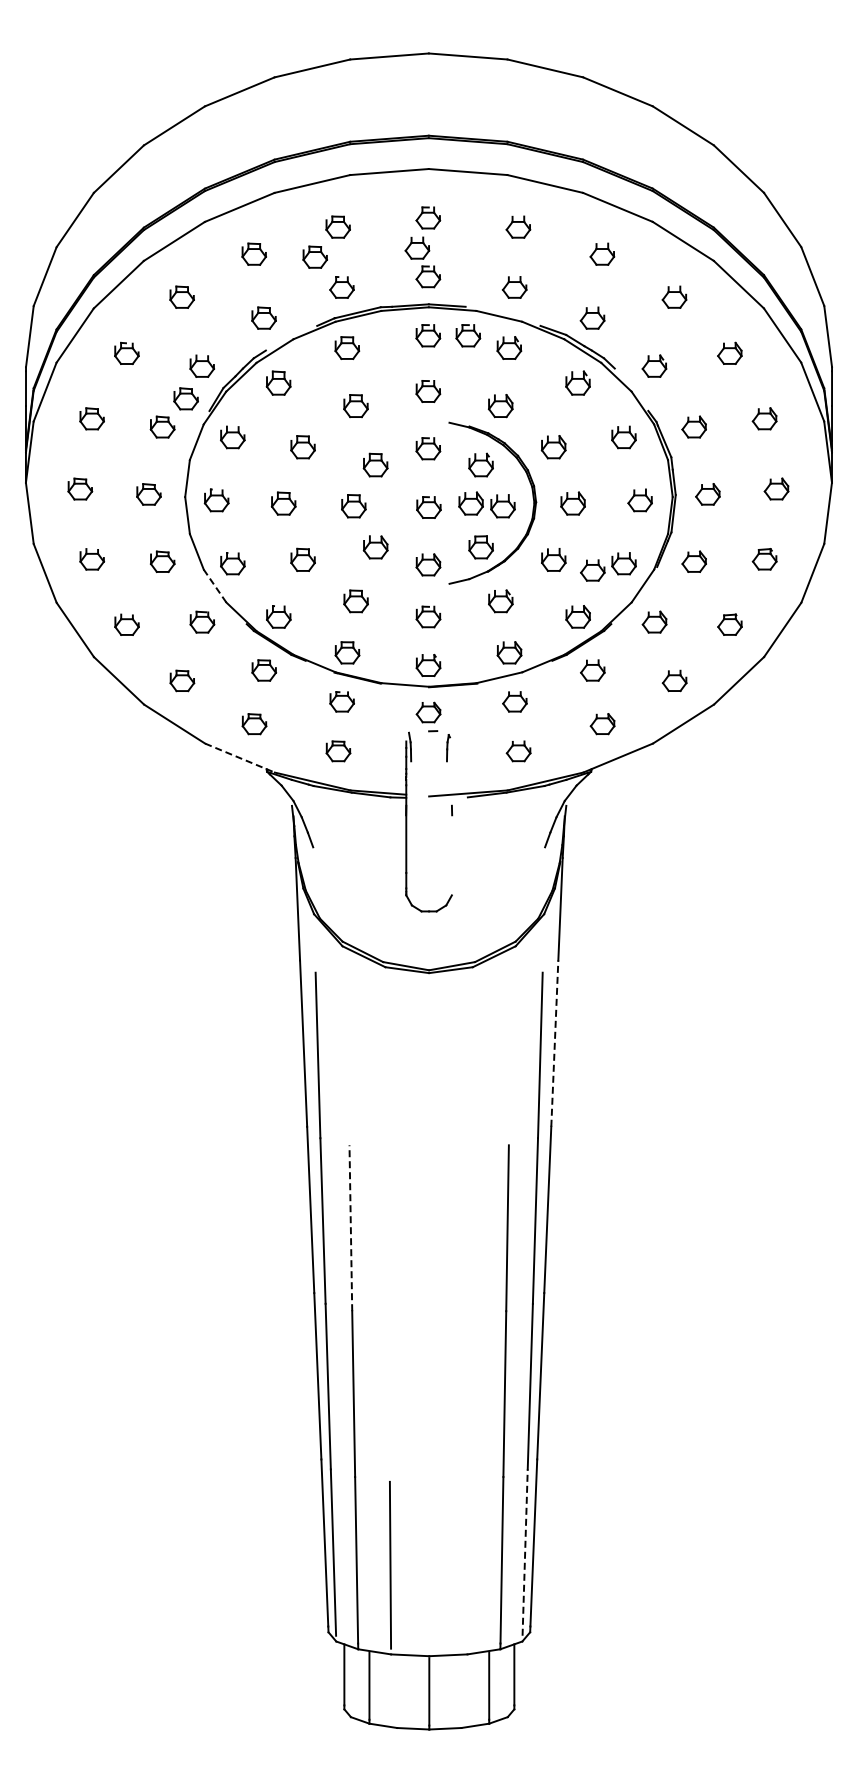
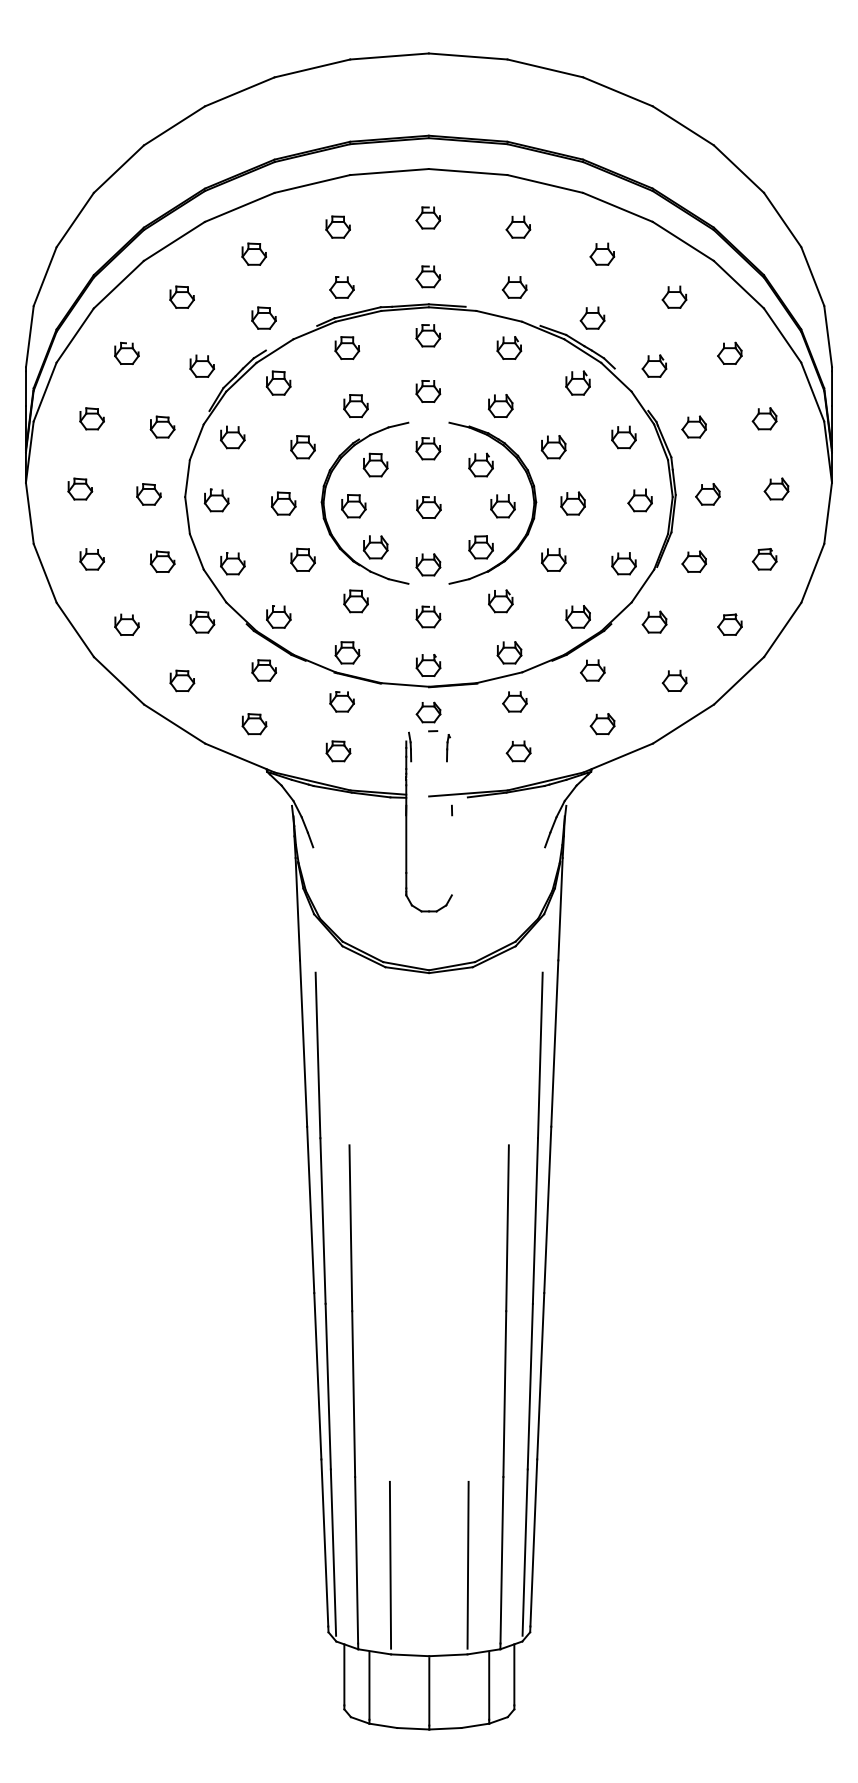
part: present -> none (417, 247)
part: present -> none (314, 256)
part: present -> none (468, 335)
part: present -> none (185, 398)
part: none -> present (325, 497)
part: present -> none (470, 503)
part: present -> none (592, 570)
line: dashed -> solid (215, 586)
line: dashed -> solid (240, 758)
line: dashed -> solid (554, 1043)
line: dashed -> solid (350, 1228)
line: dashed -> solid (525, 1552)
line: none -> present (467, 1564)
